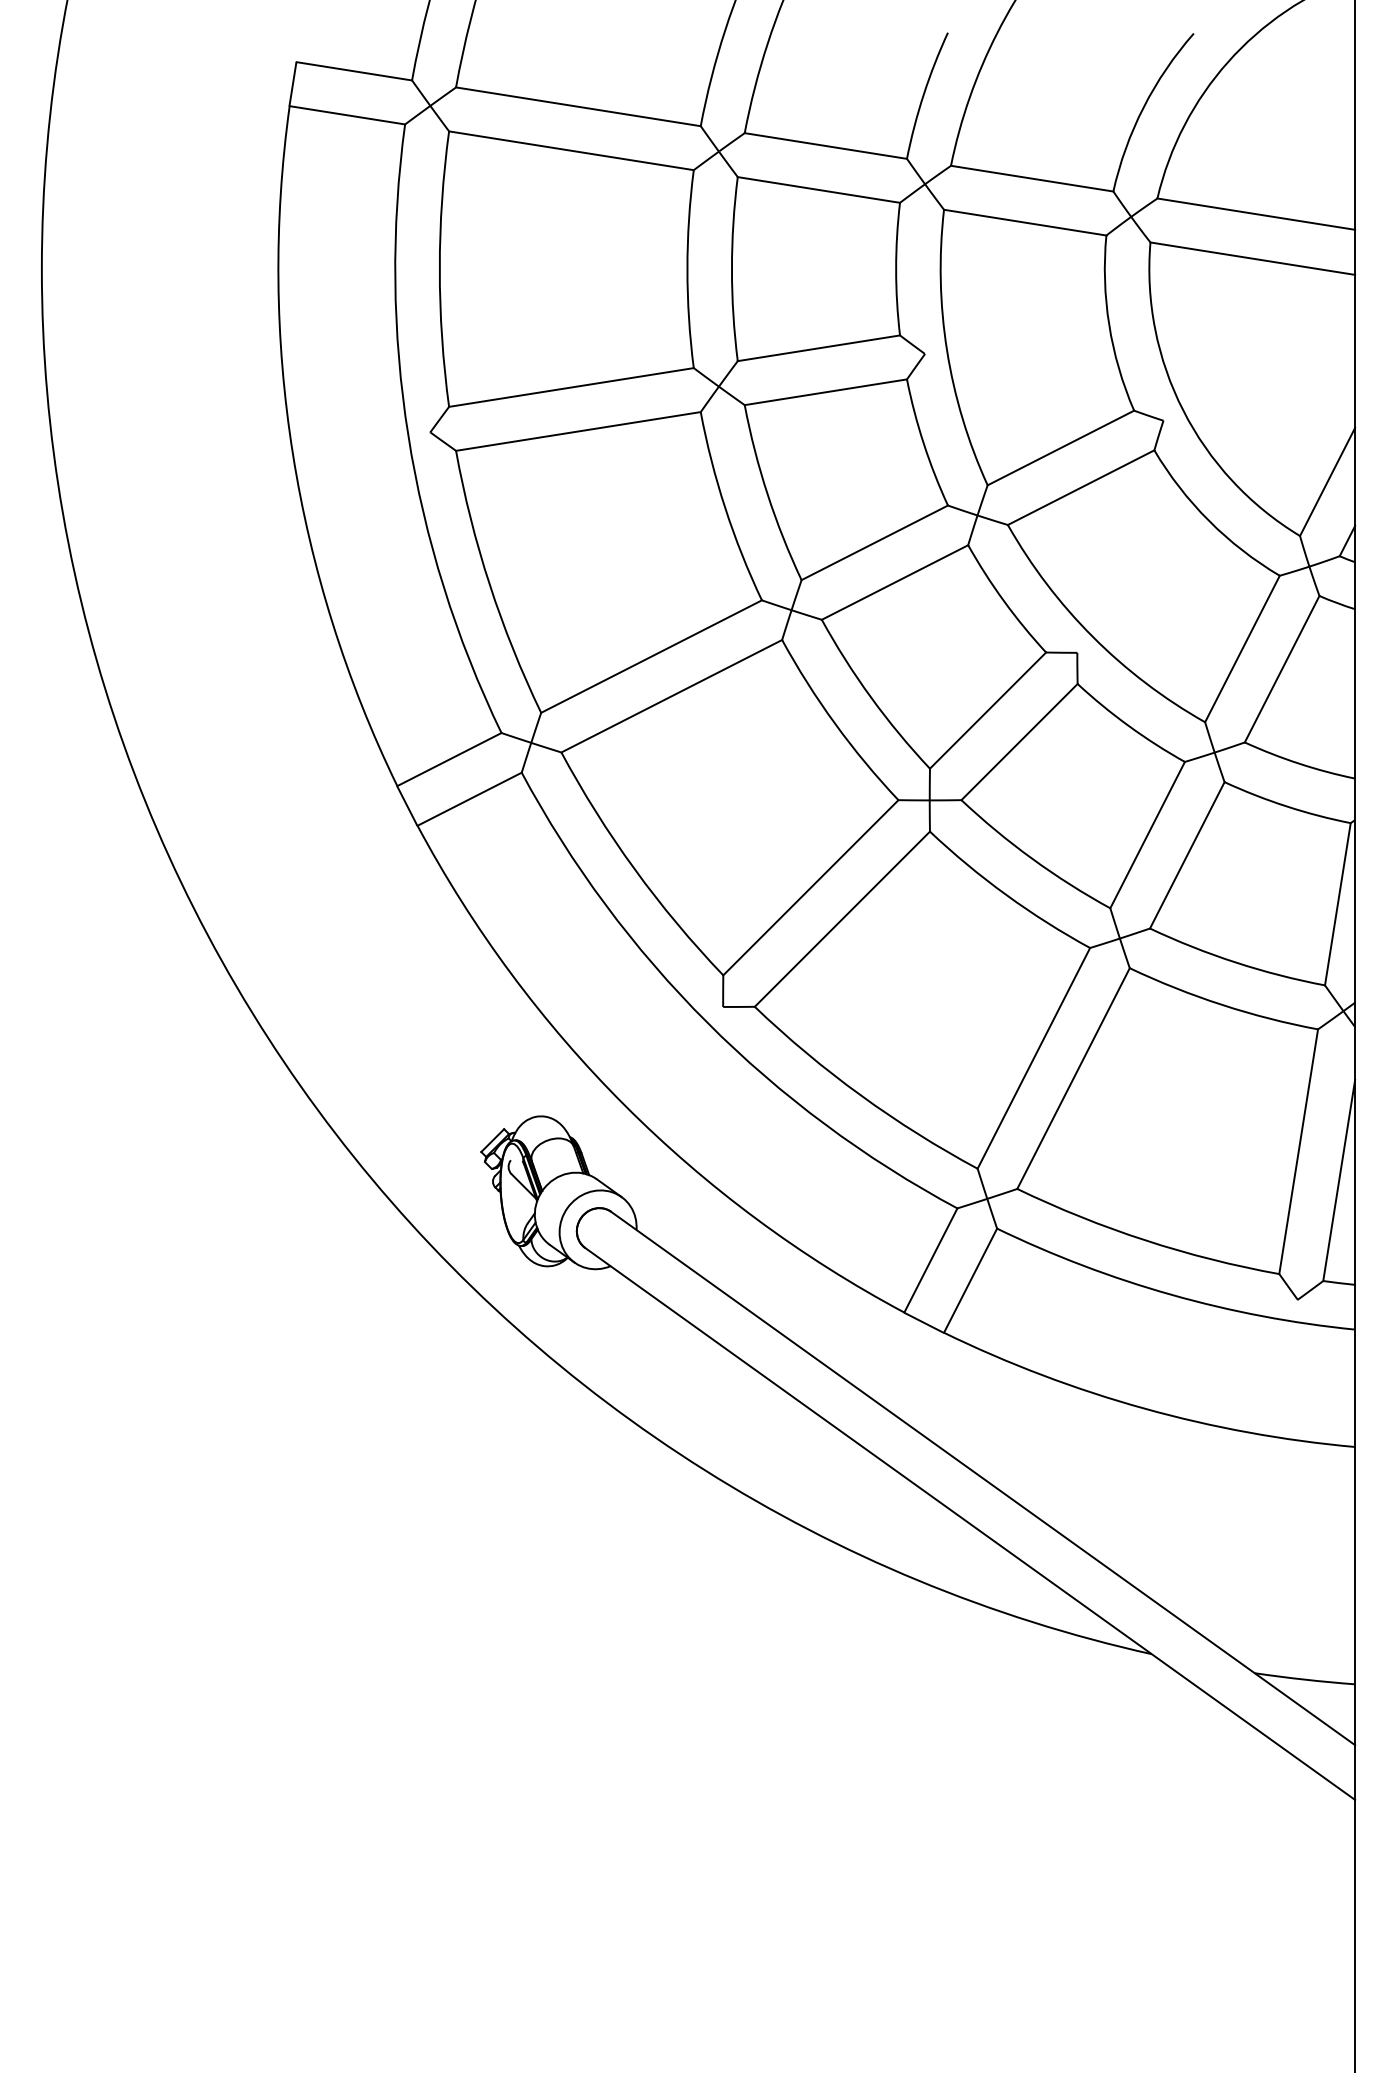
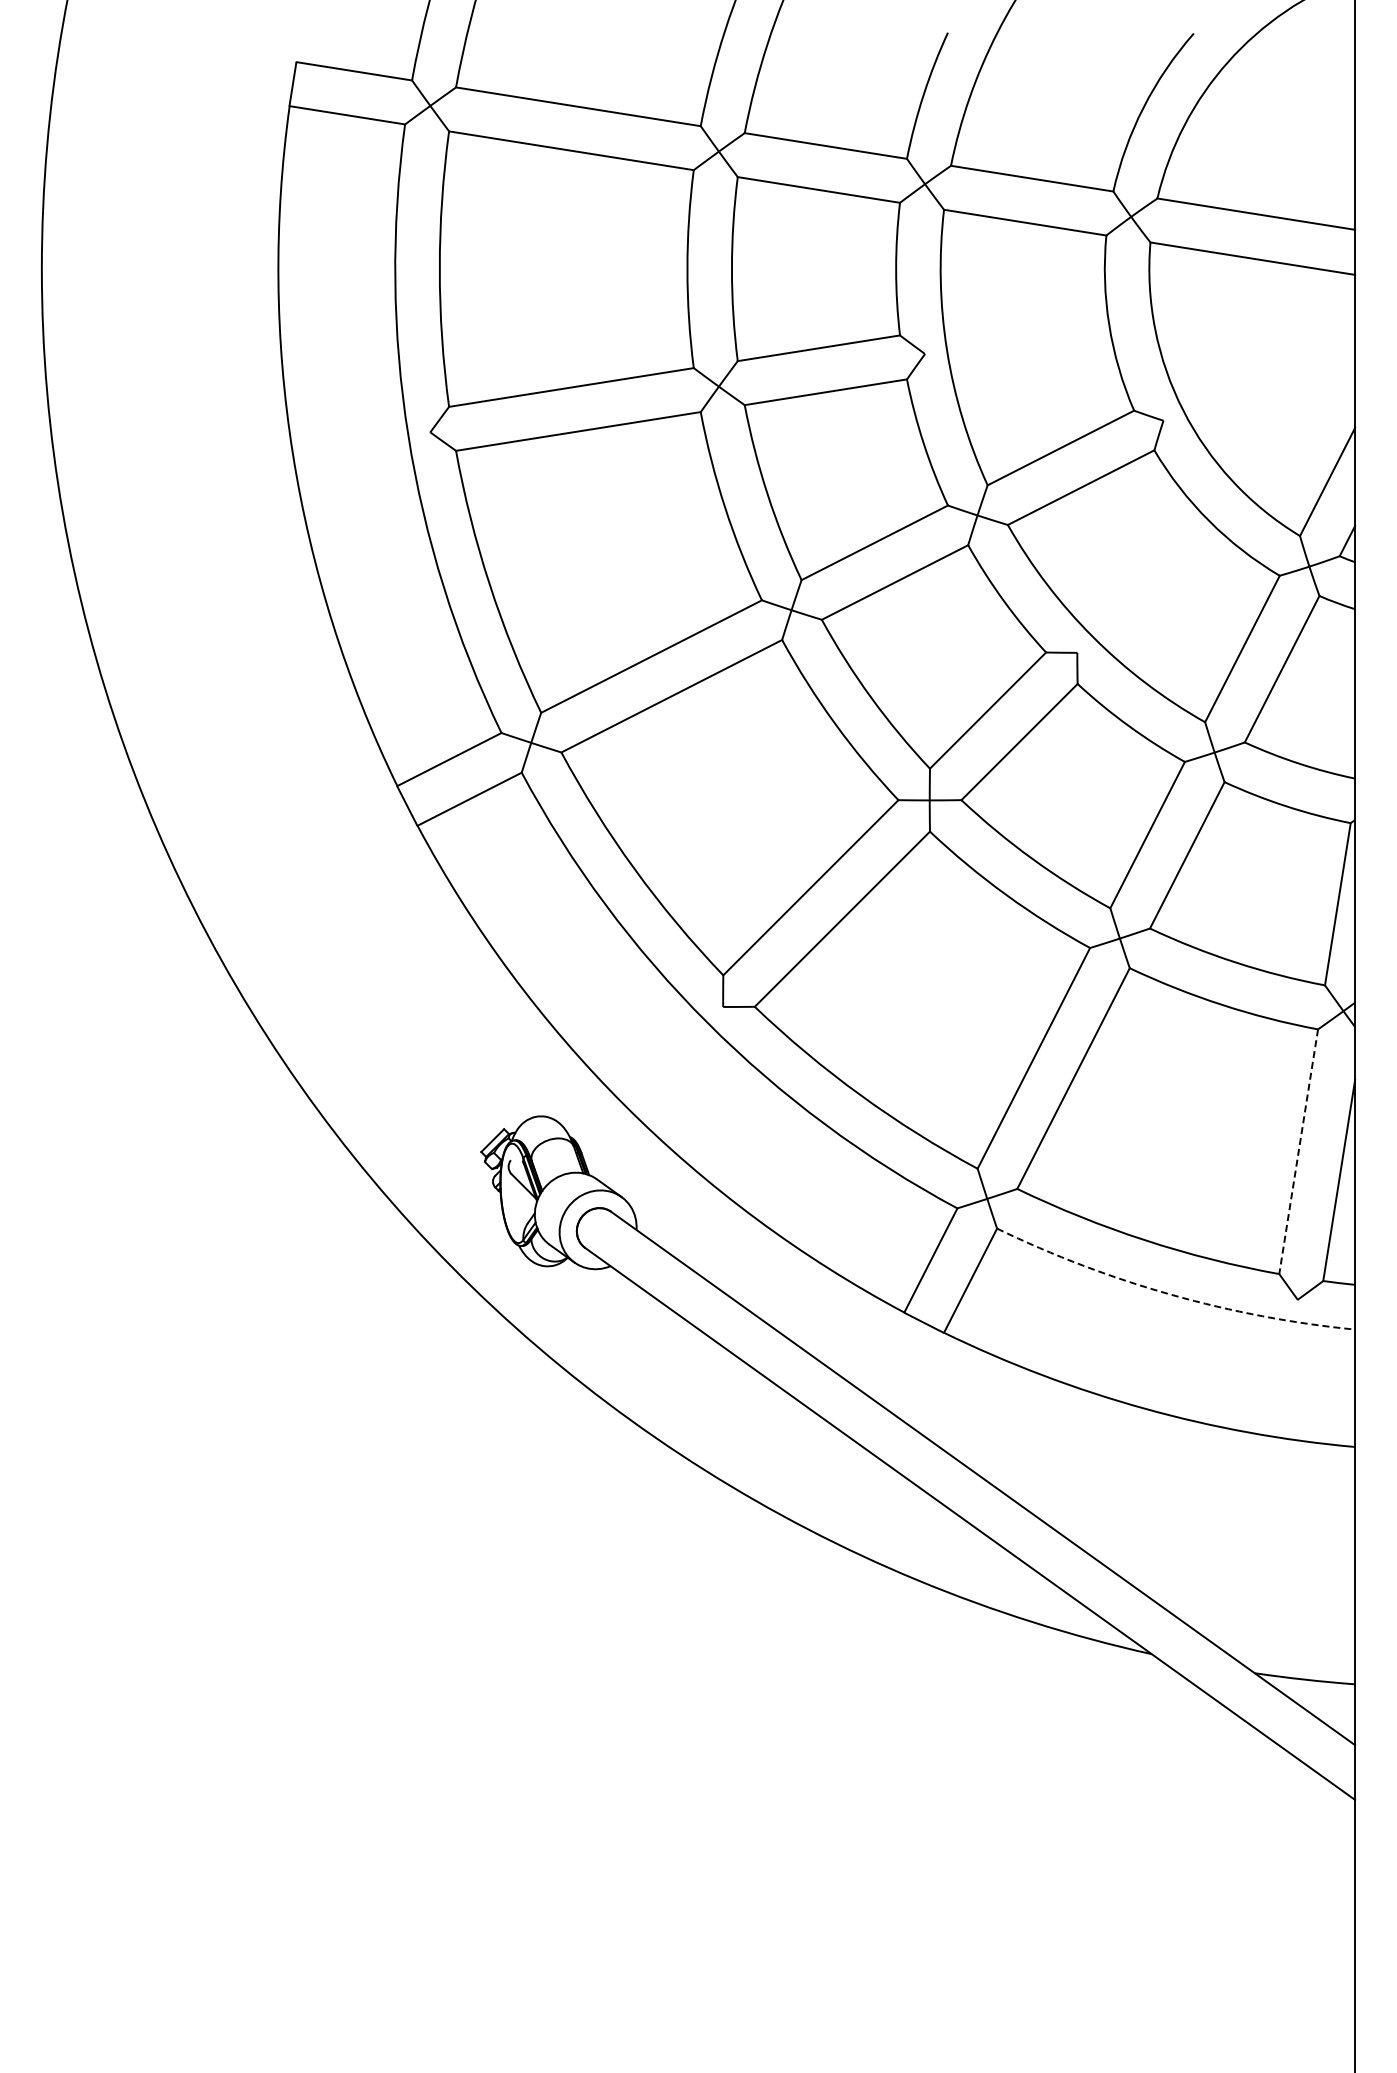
line: solid -> dashed (1298, 1151)
arc: solid -> dashed (1171, 1294)
